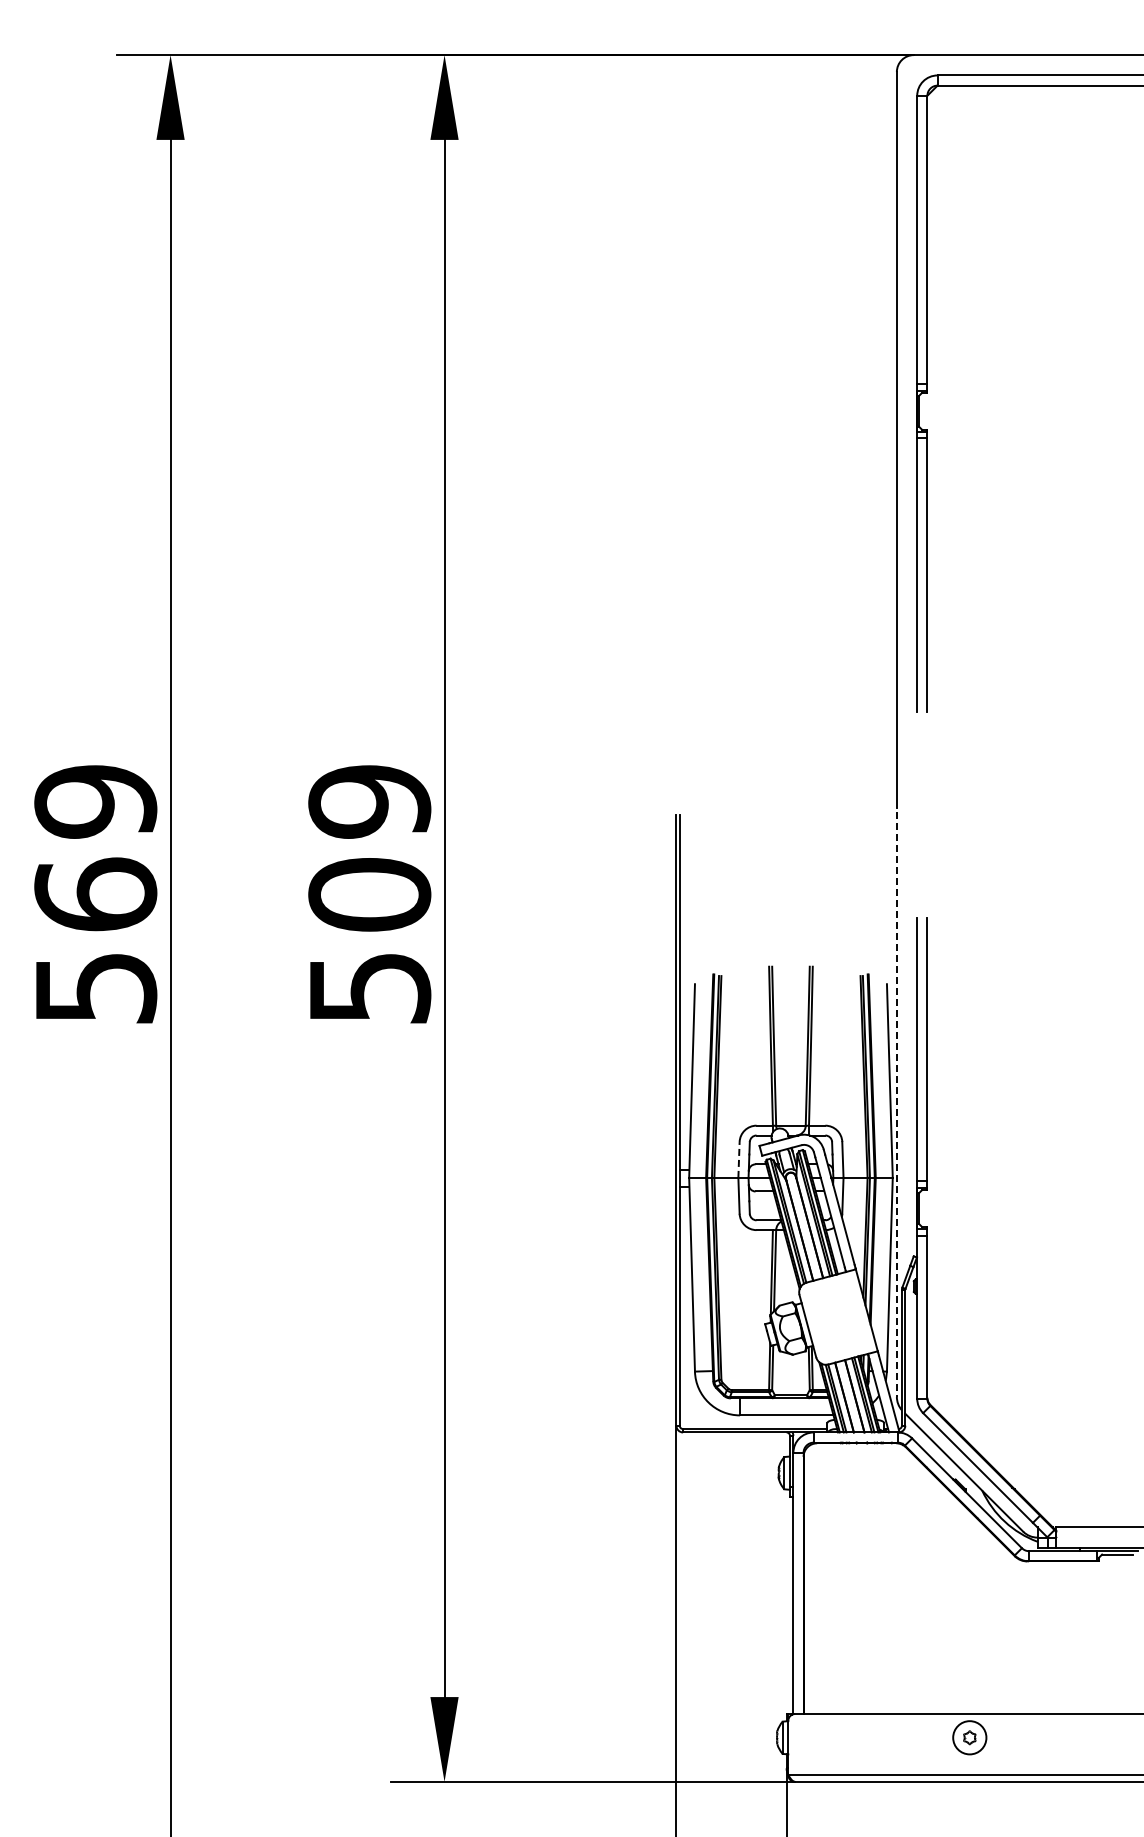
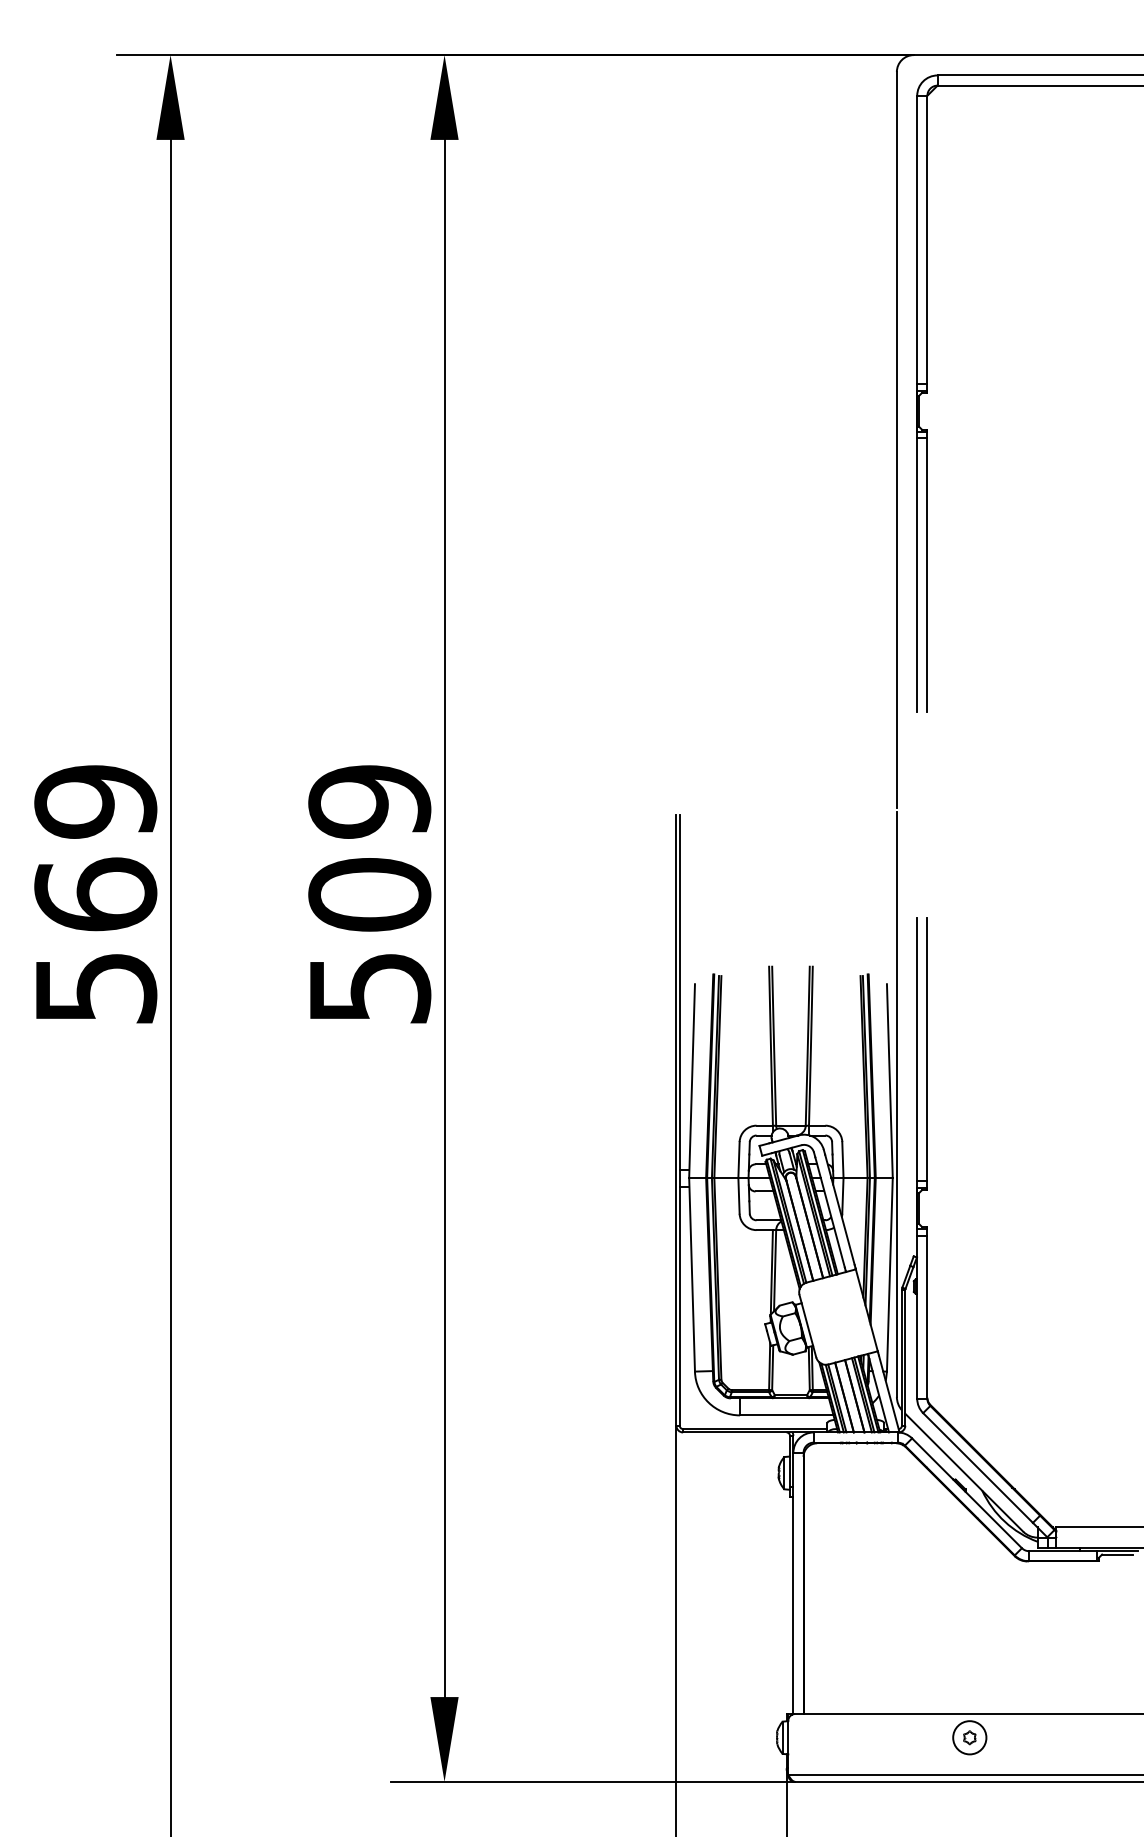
line: dashed -> solid (896, 1104)
line: dashed -> solid (739, 1159)
